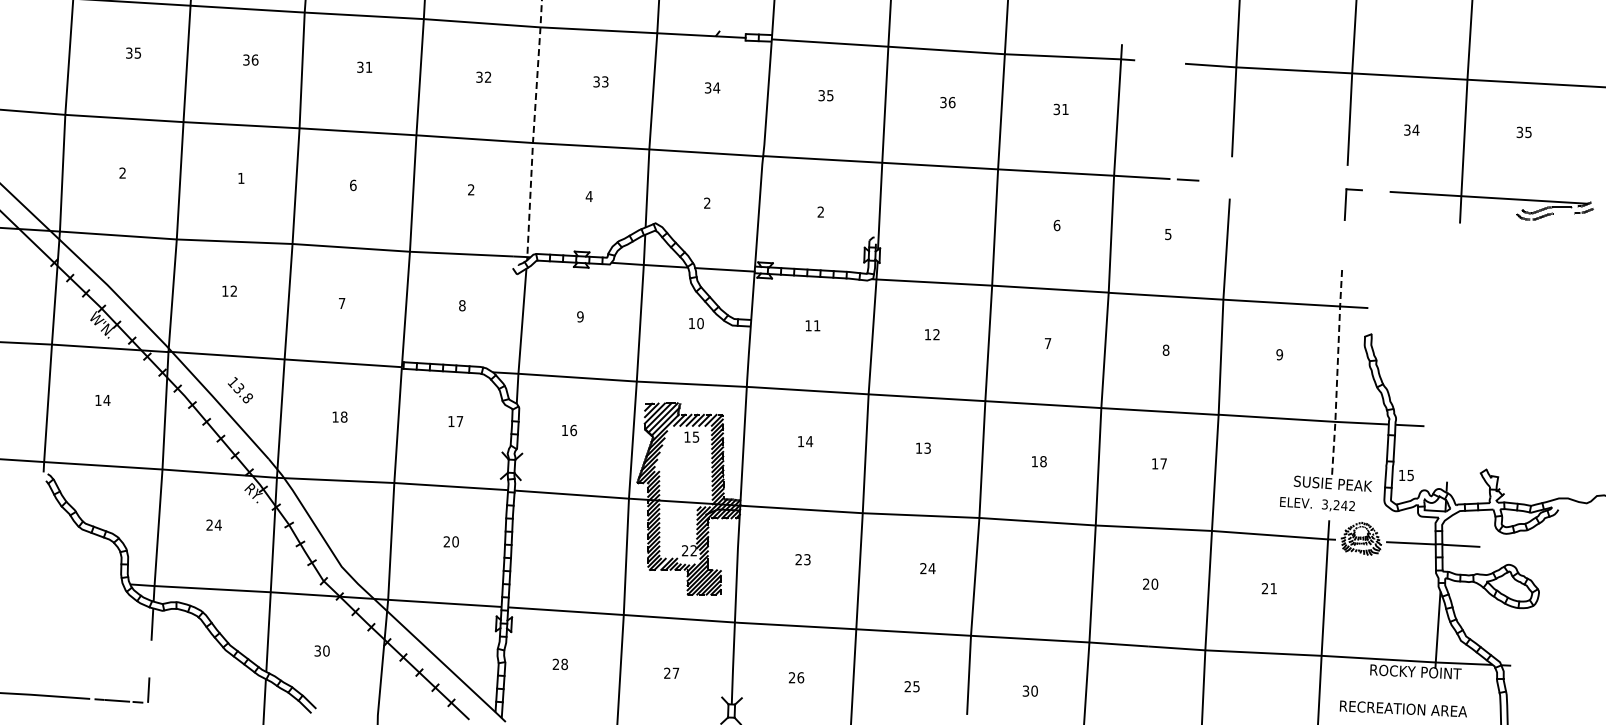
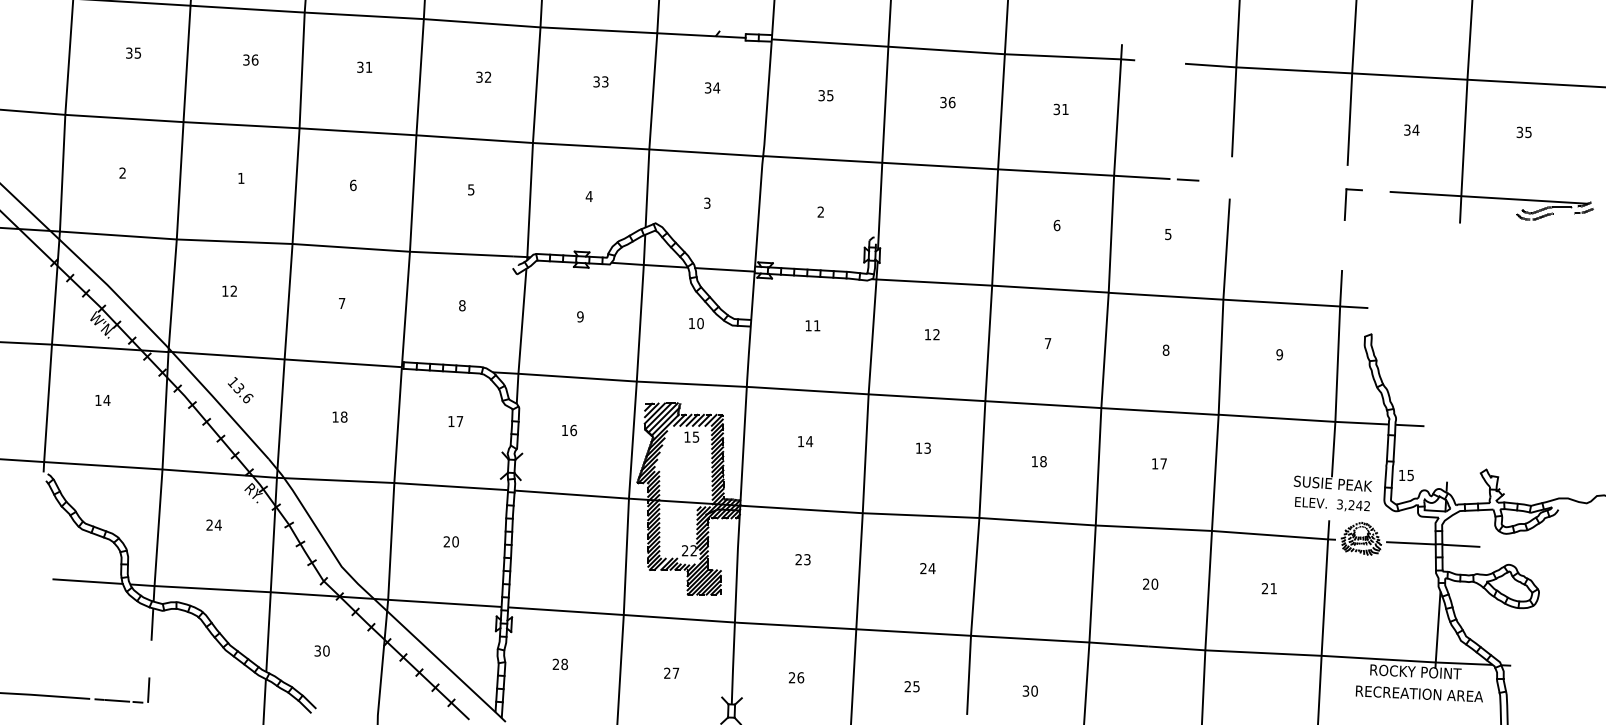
line: dashed -> solid (533, 130)
text: 2 -> 5 (471, 189)
text: 2 -> 3 (707, 203)
line: dashed -> solid (1337, 374)
text: 13.8 -> 13.6 (247, 397)
text position: (1317, 504) -> (1332, 504) (1332, 504)
line: none -> present (87, 581)
text position: (1402, 708) -> (1418, 693) (1418, 693)
